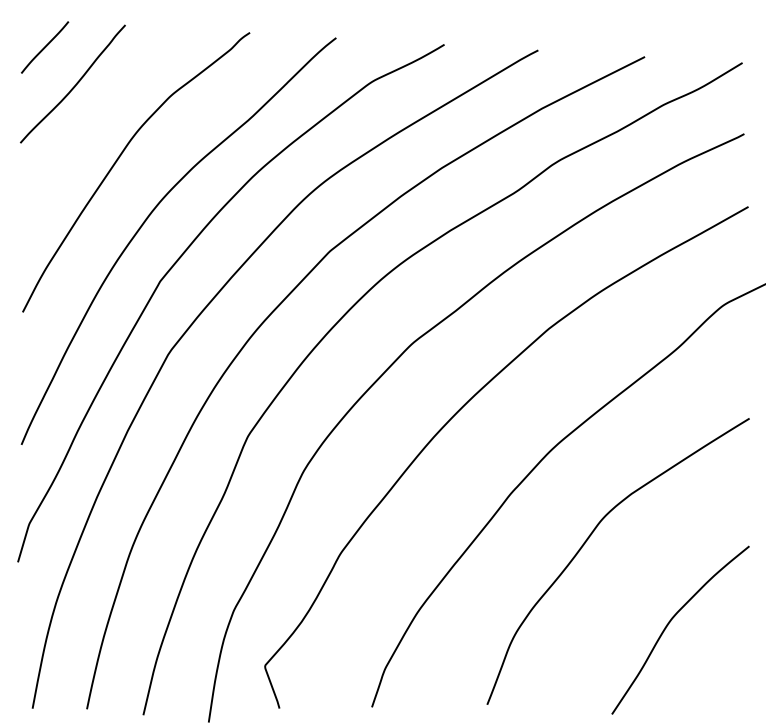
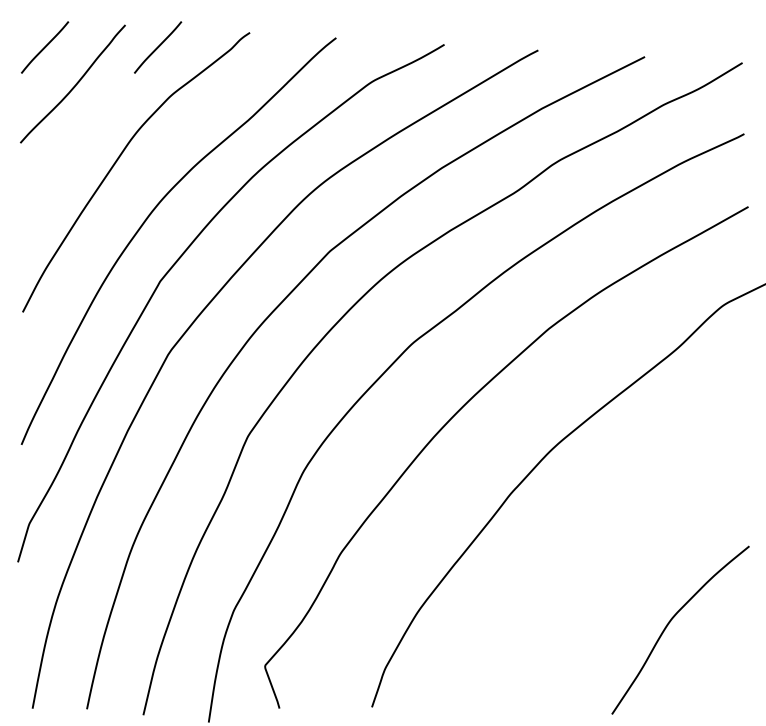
line: none -> present (158, 47)
curve: present -> none (589, 538)
